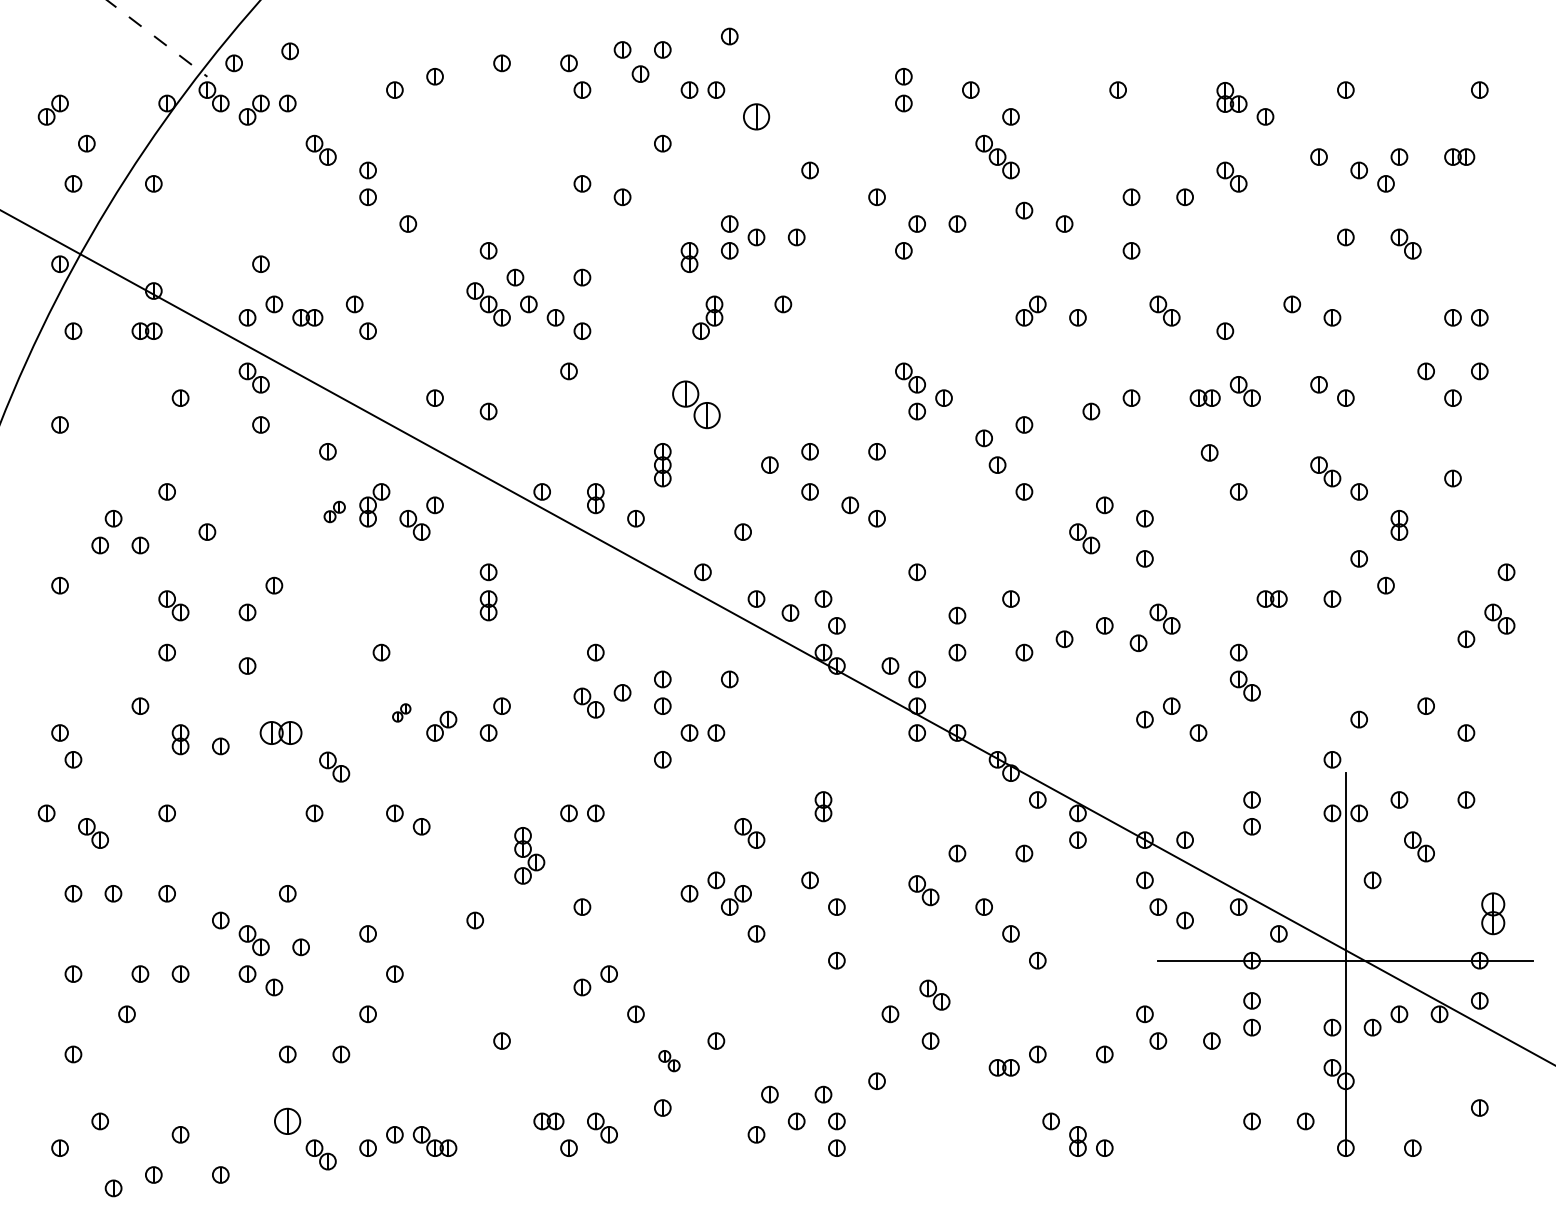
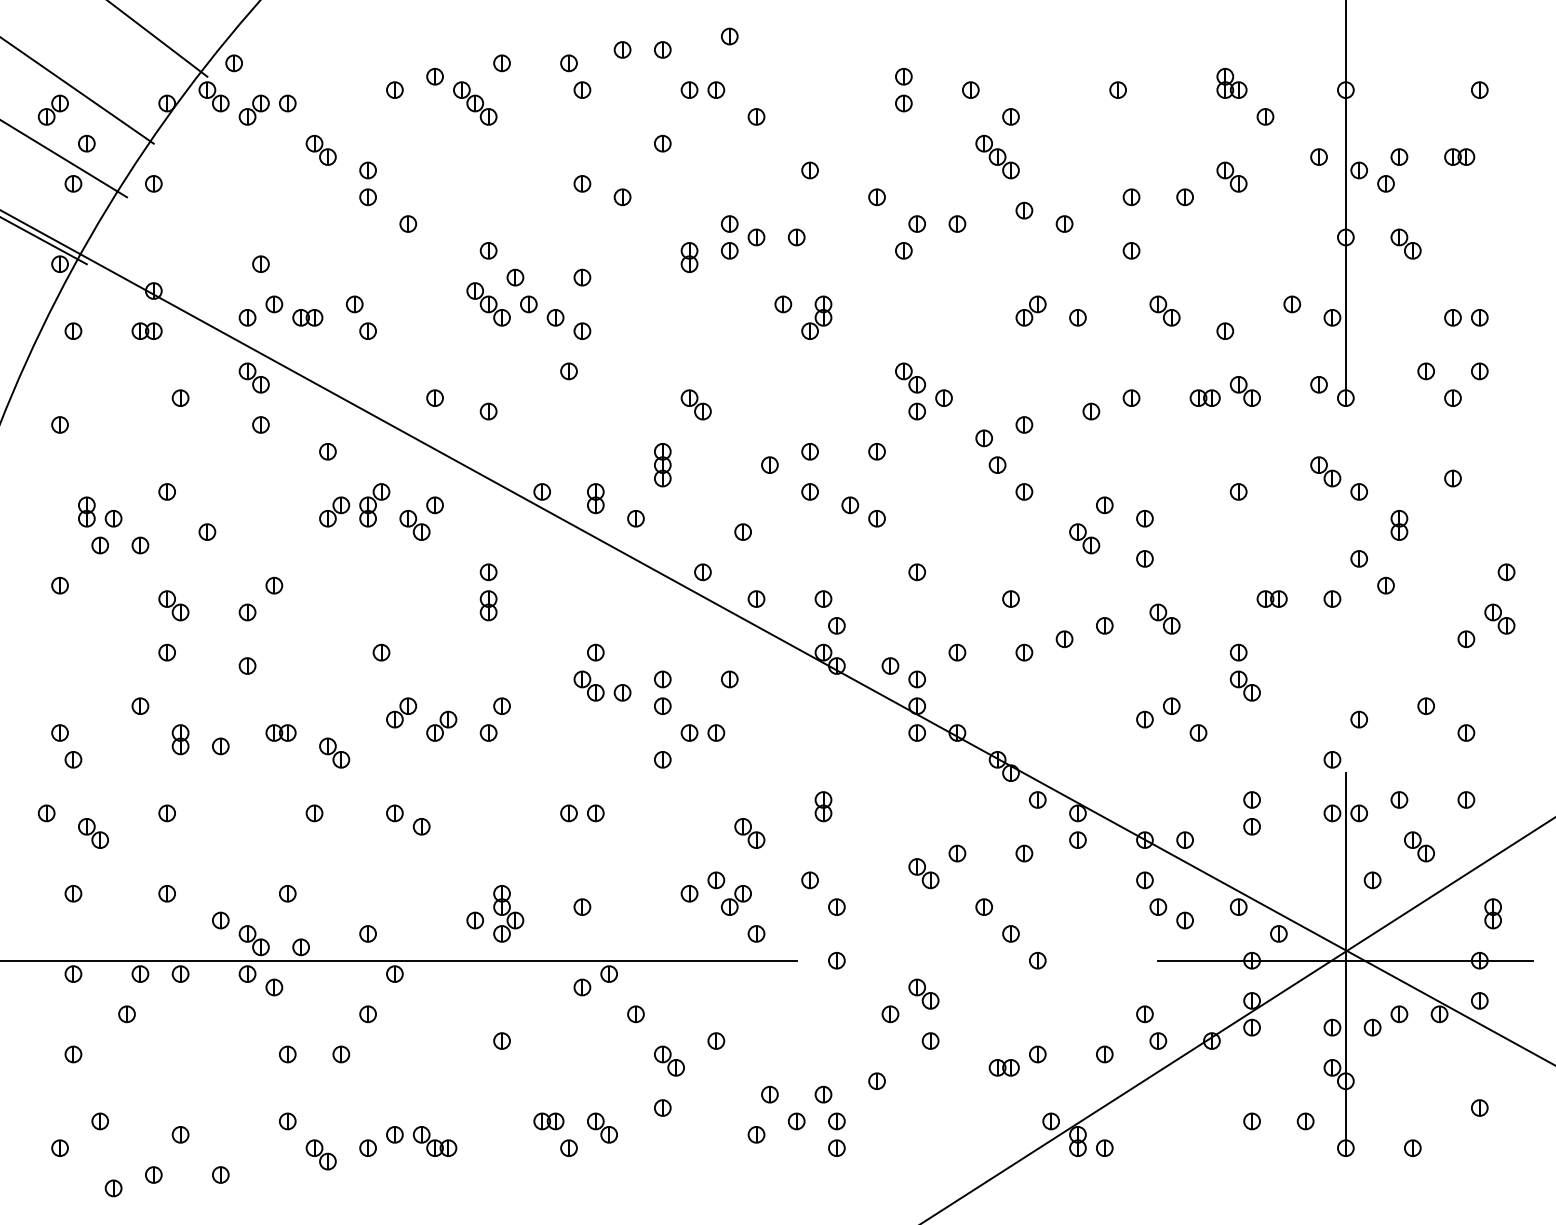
line: dashed -> solid (157, 38)
part: present -> none (289, 51)
part: present -> none (640, 73)
line: none -> present (77, 90)
part position: (1231, 97) -> (1231, 83) (1231, 83)
part: none -> present (475, 103)
part size: 28x28 px -> 19x18 px (756, 116)
line: none -> present (64, 159)
line: none -> present (1345, 200)
line: none -> present (44, 241)
part position: (707, 317) -> (816, 317) (816, 317)
part size: 49x50 px -> 32x32 px (695, 404)
part: present -> none (1209, 452)
part: none -> present (86, 511)
part size: 23x24 px -> 32x32 px (334, 511)
part: present -> none (790, 612)
part: present -> none (957, 615)
part: present -> none (1138, 642)
part position: (588, 702) -> (588, 685) (588, 685)
part size: 20x20 px -> 32x32 px (401, 712)
part size: 44x24 px -> 32x18 px (280, 732)
part position: (334, 766) -> (334, 752) (334, 752)
part position: (529, 855) -> (508, 913) (508, 913)
part position: (923, 890) -> (923, 873) (923, 873)
part: present -> none (113, 893)
part size: 25x44 px -> 18x32 px (1492, 913)
line: none -> present (399, 960)
part position: (934, 994) -> (923, 993) (923, 993)
line: none -> present (1238, 1020)
part size: 23x23 px -> 31x32 px (669, 1060)
part size: 28x28 px -> 18x19 px (287, 1121)
